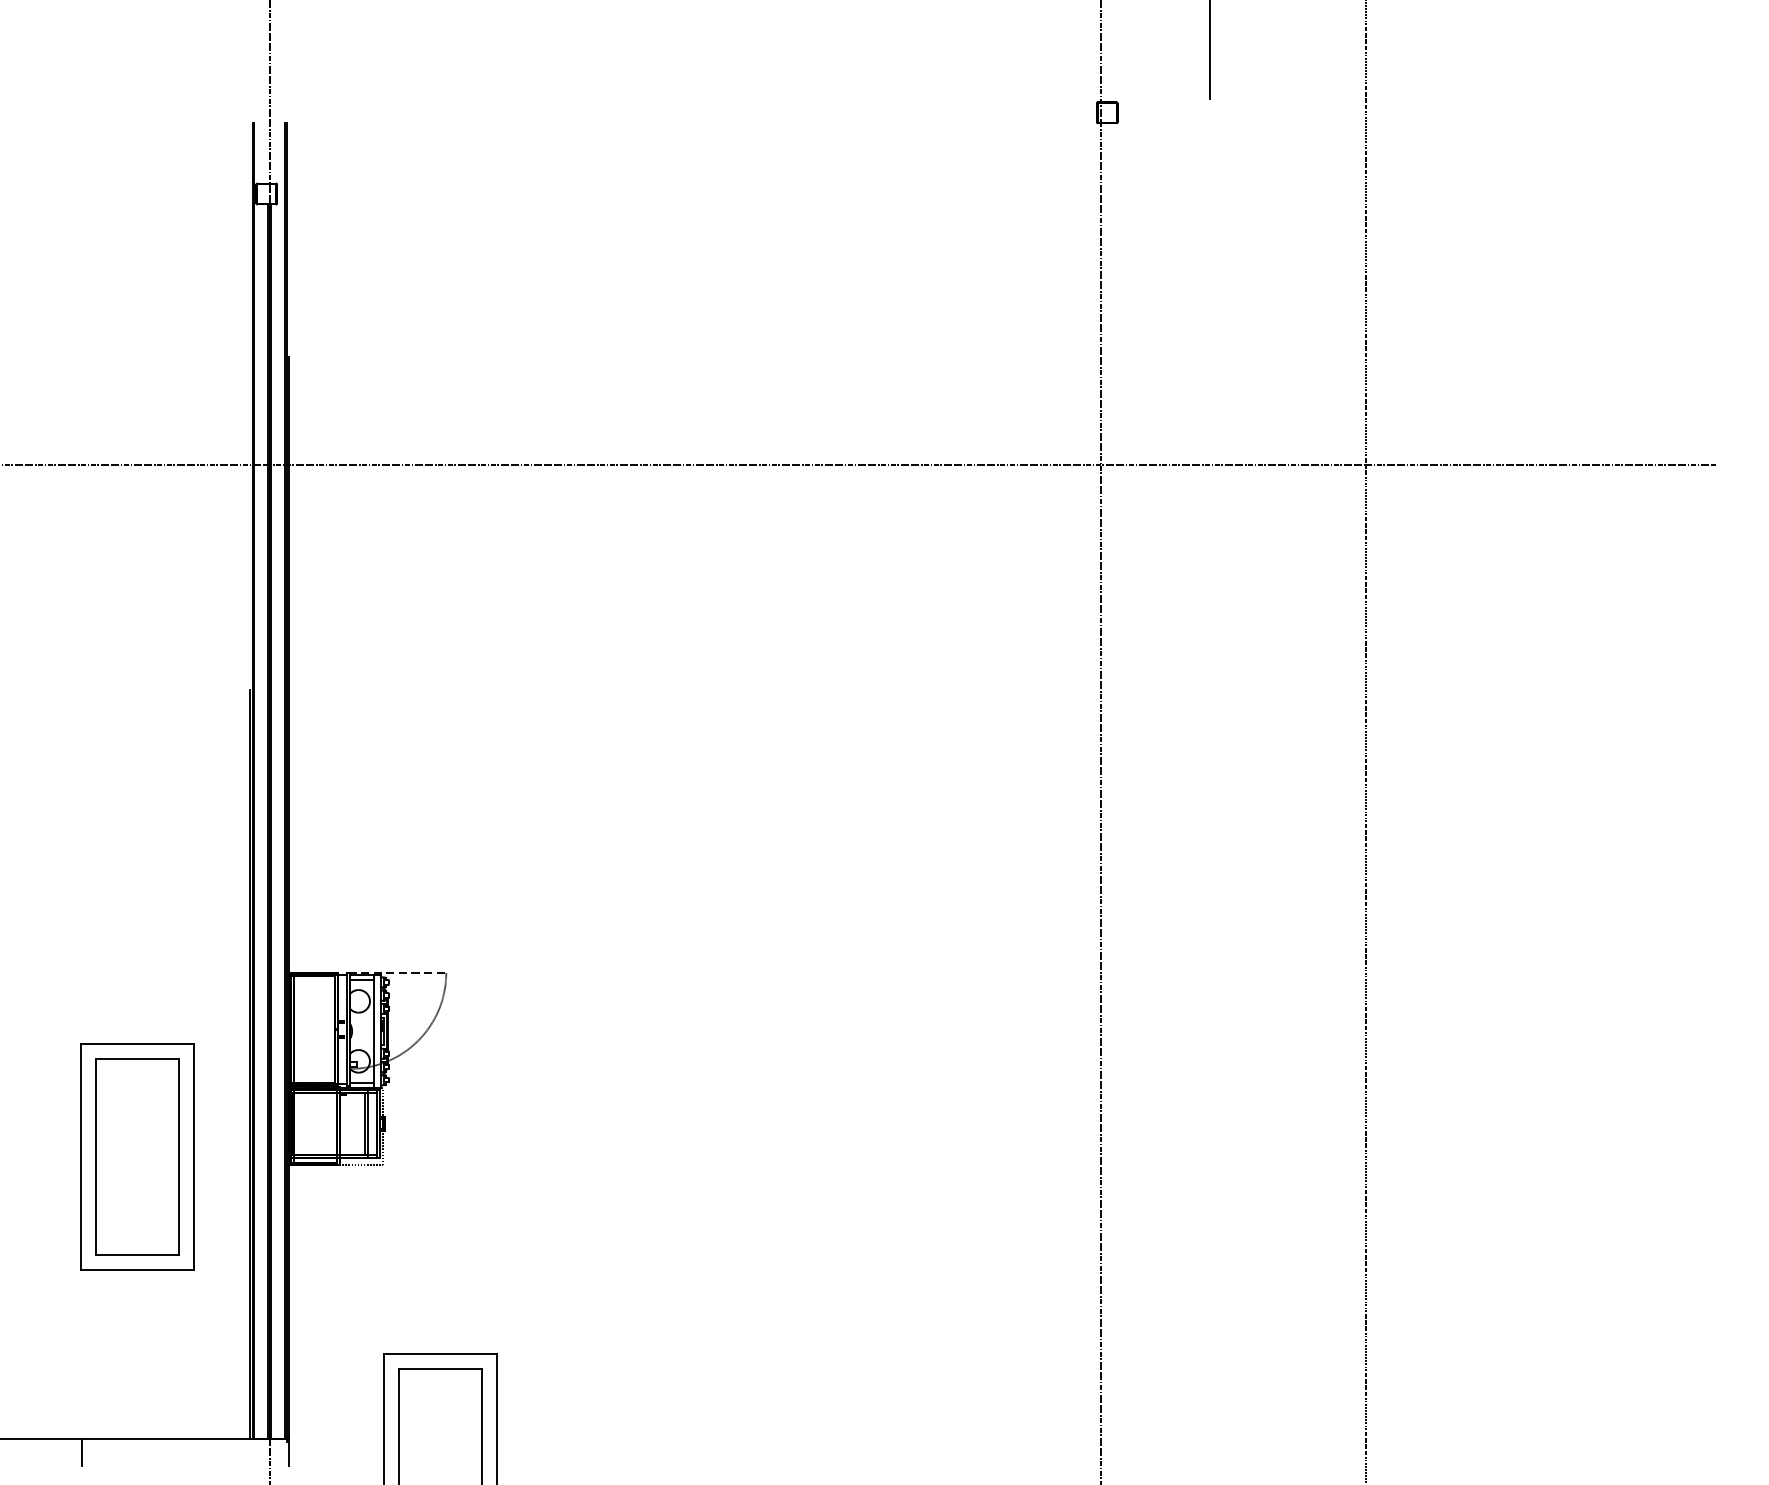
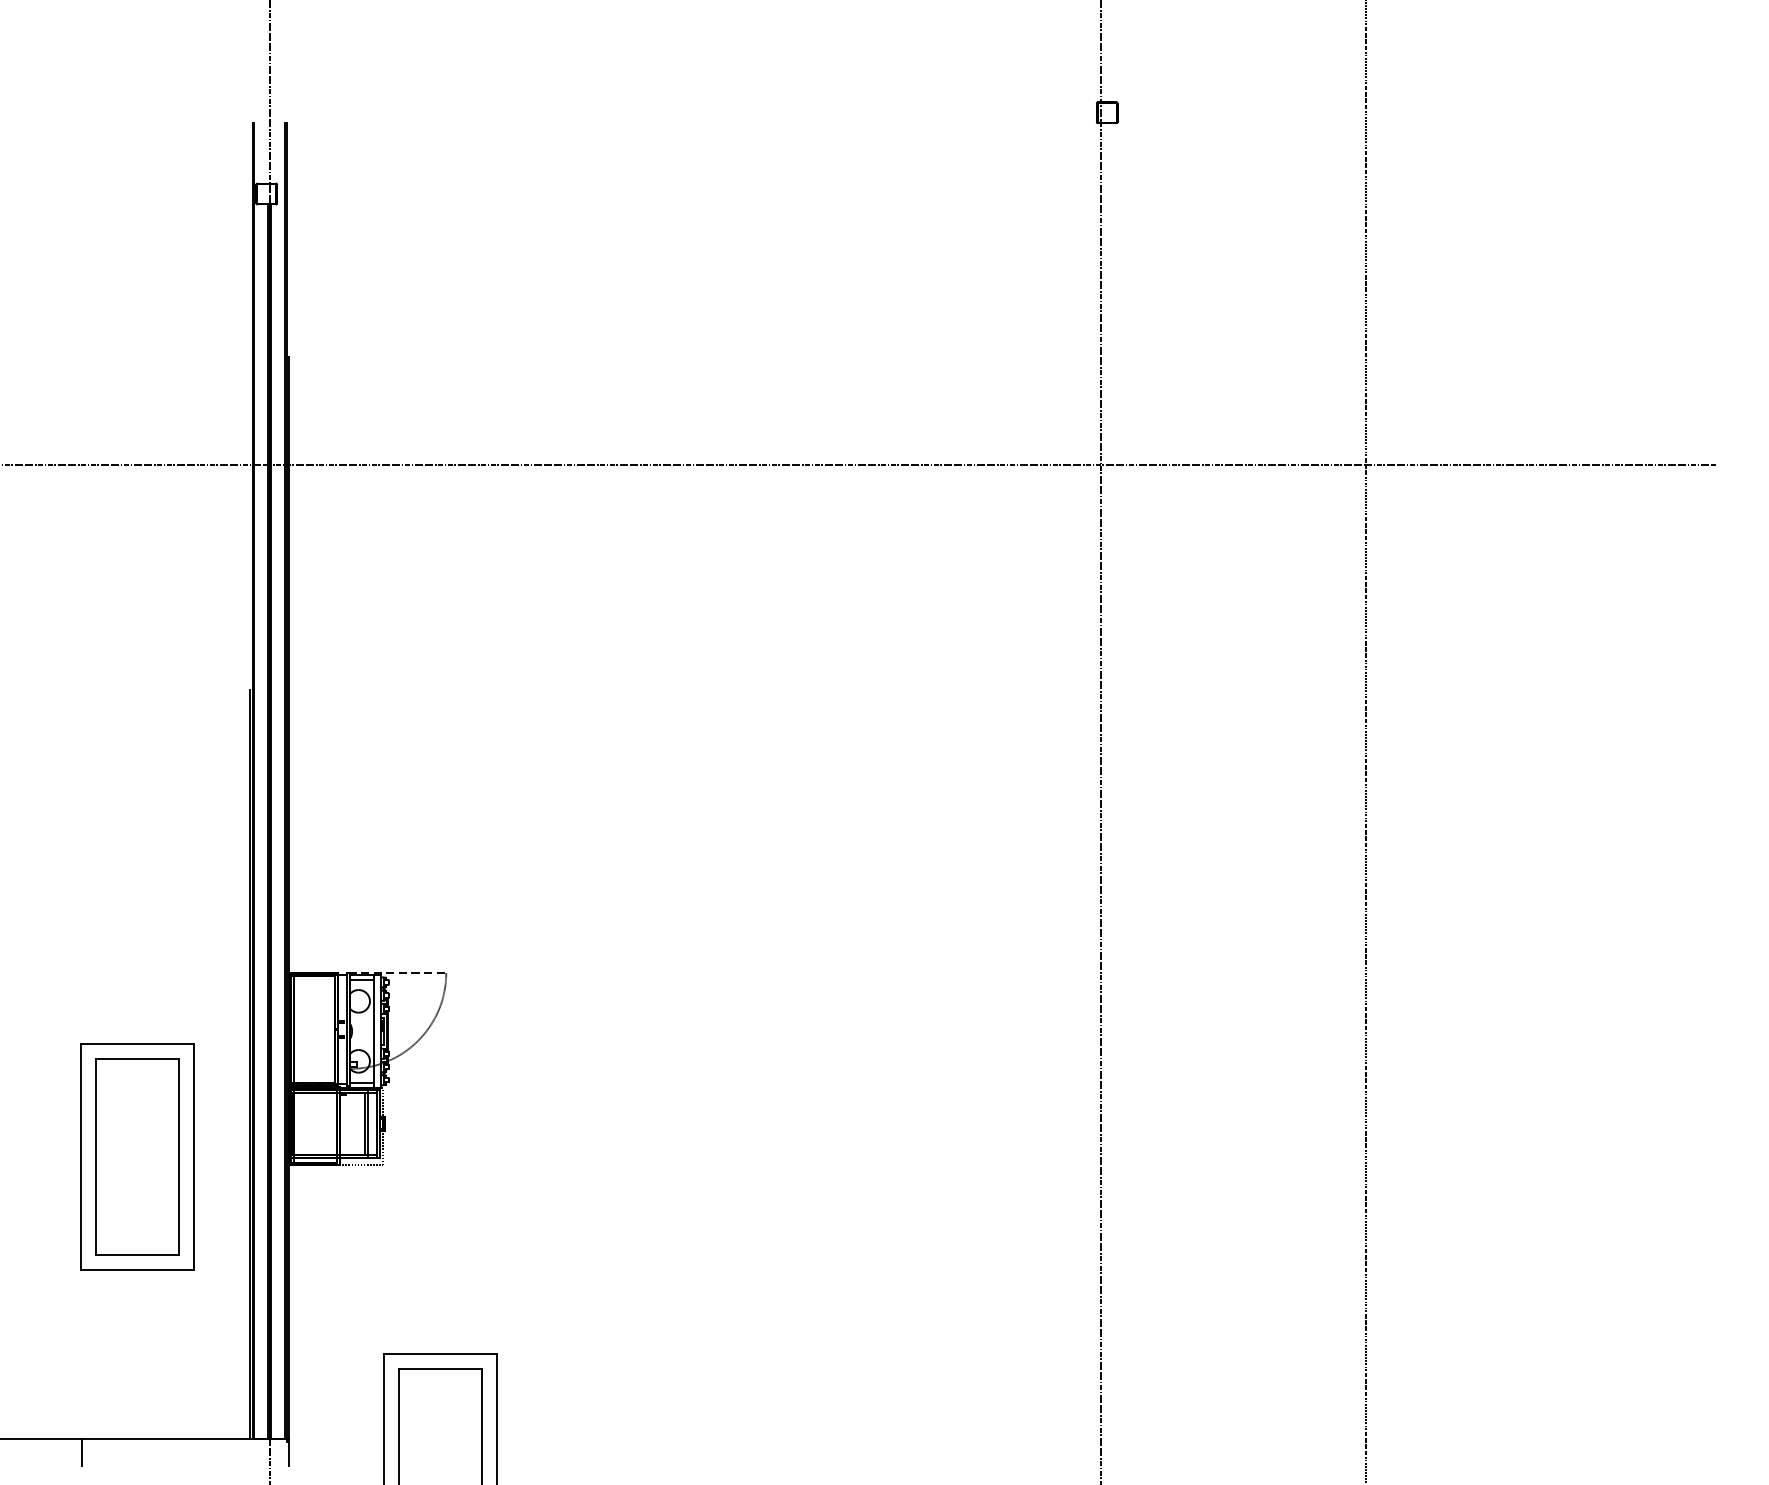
line: present -> none (1210, 50)
